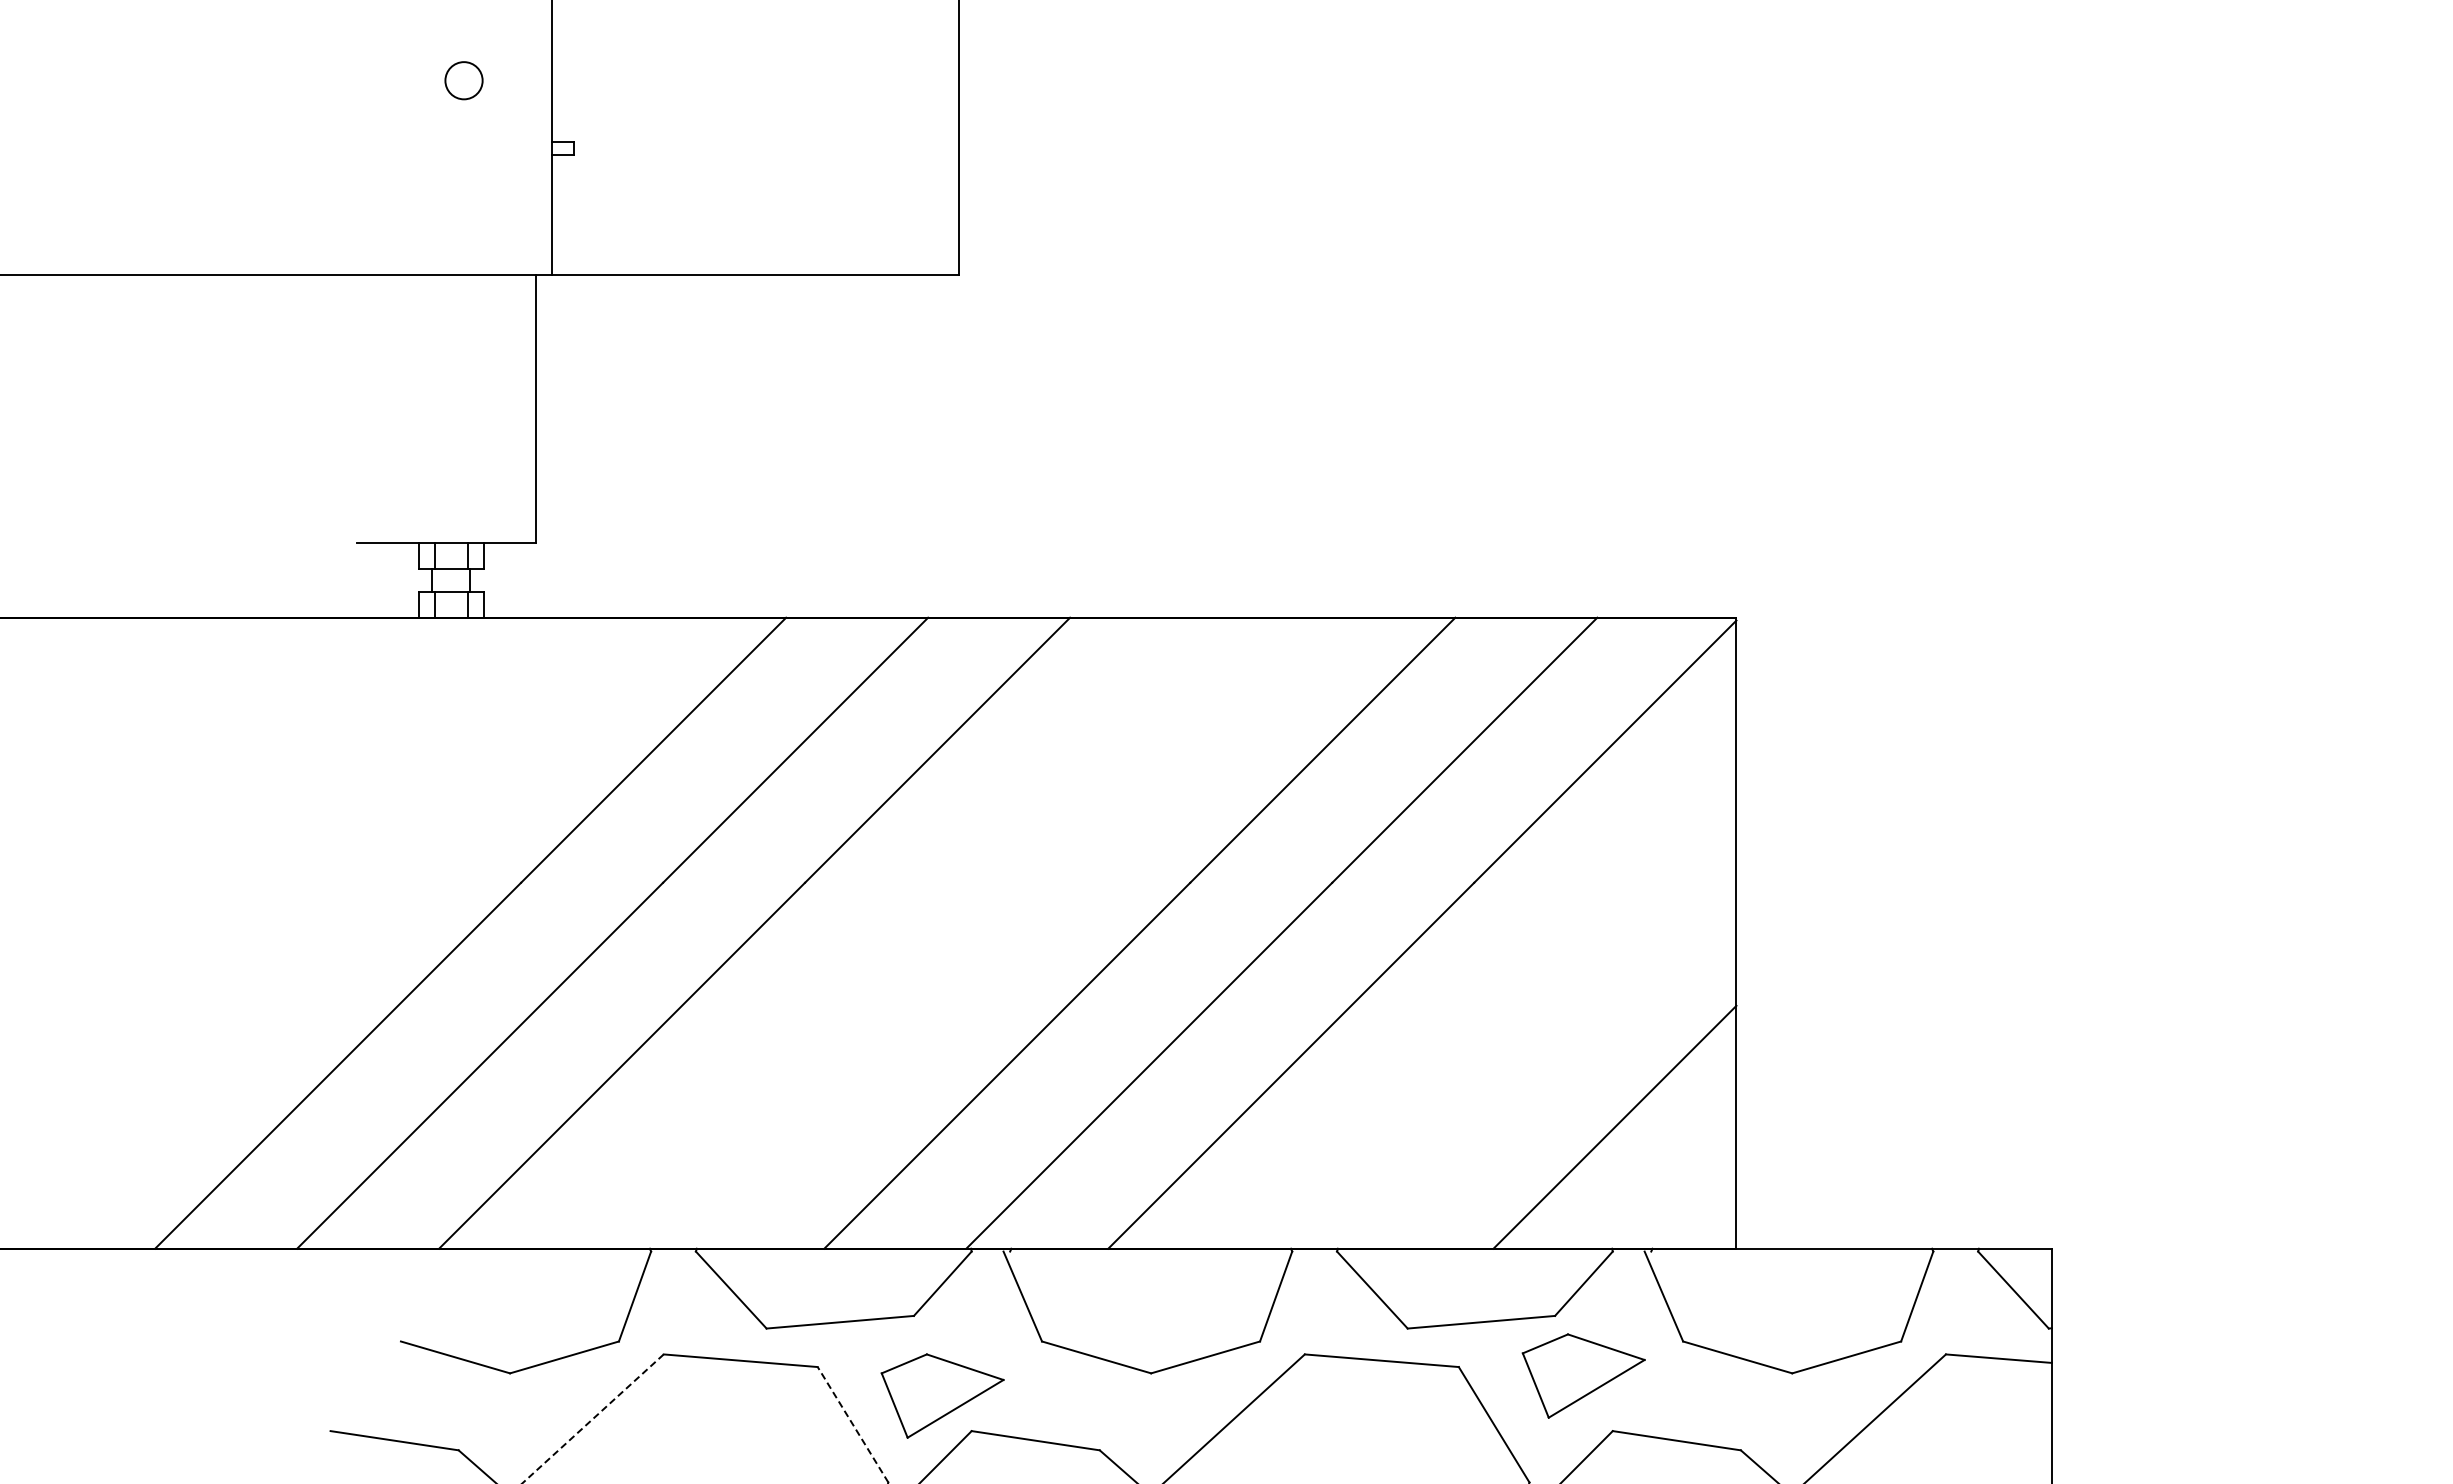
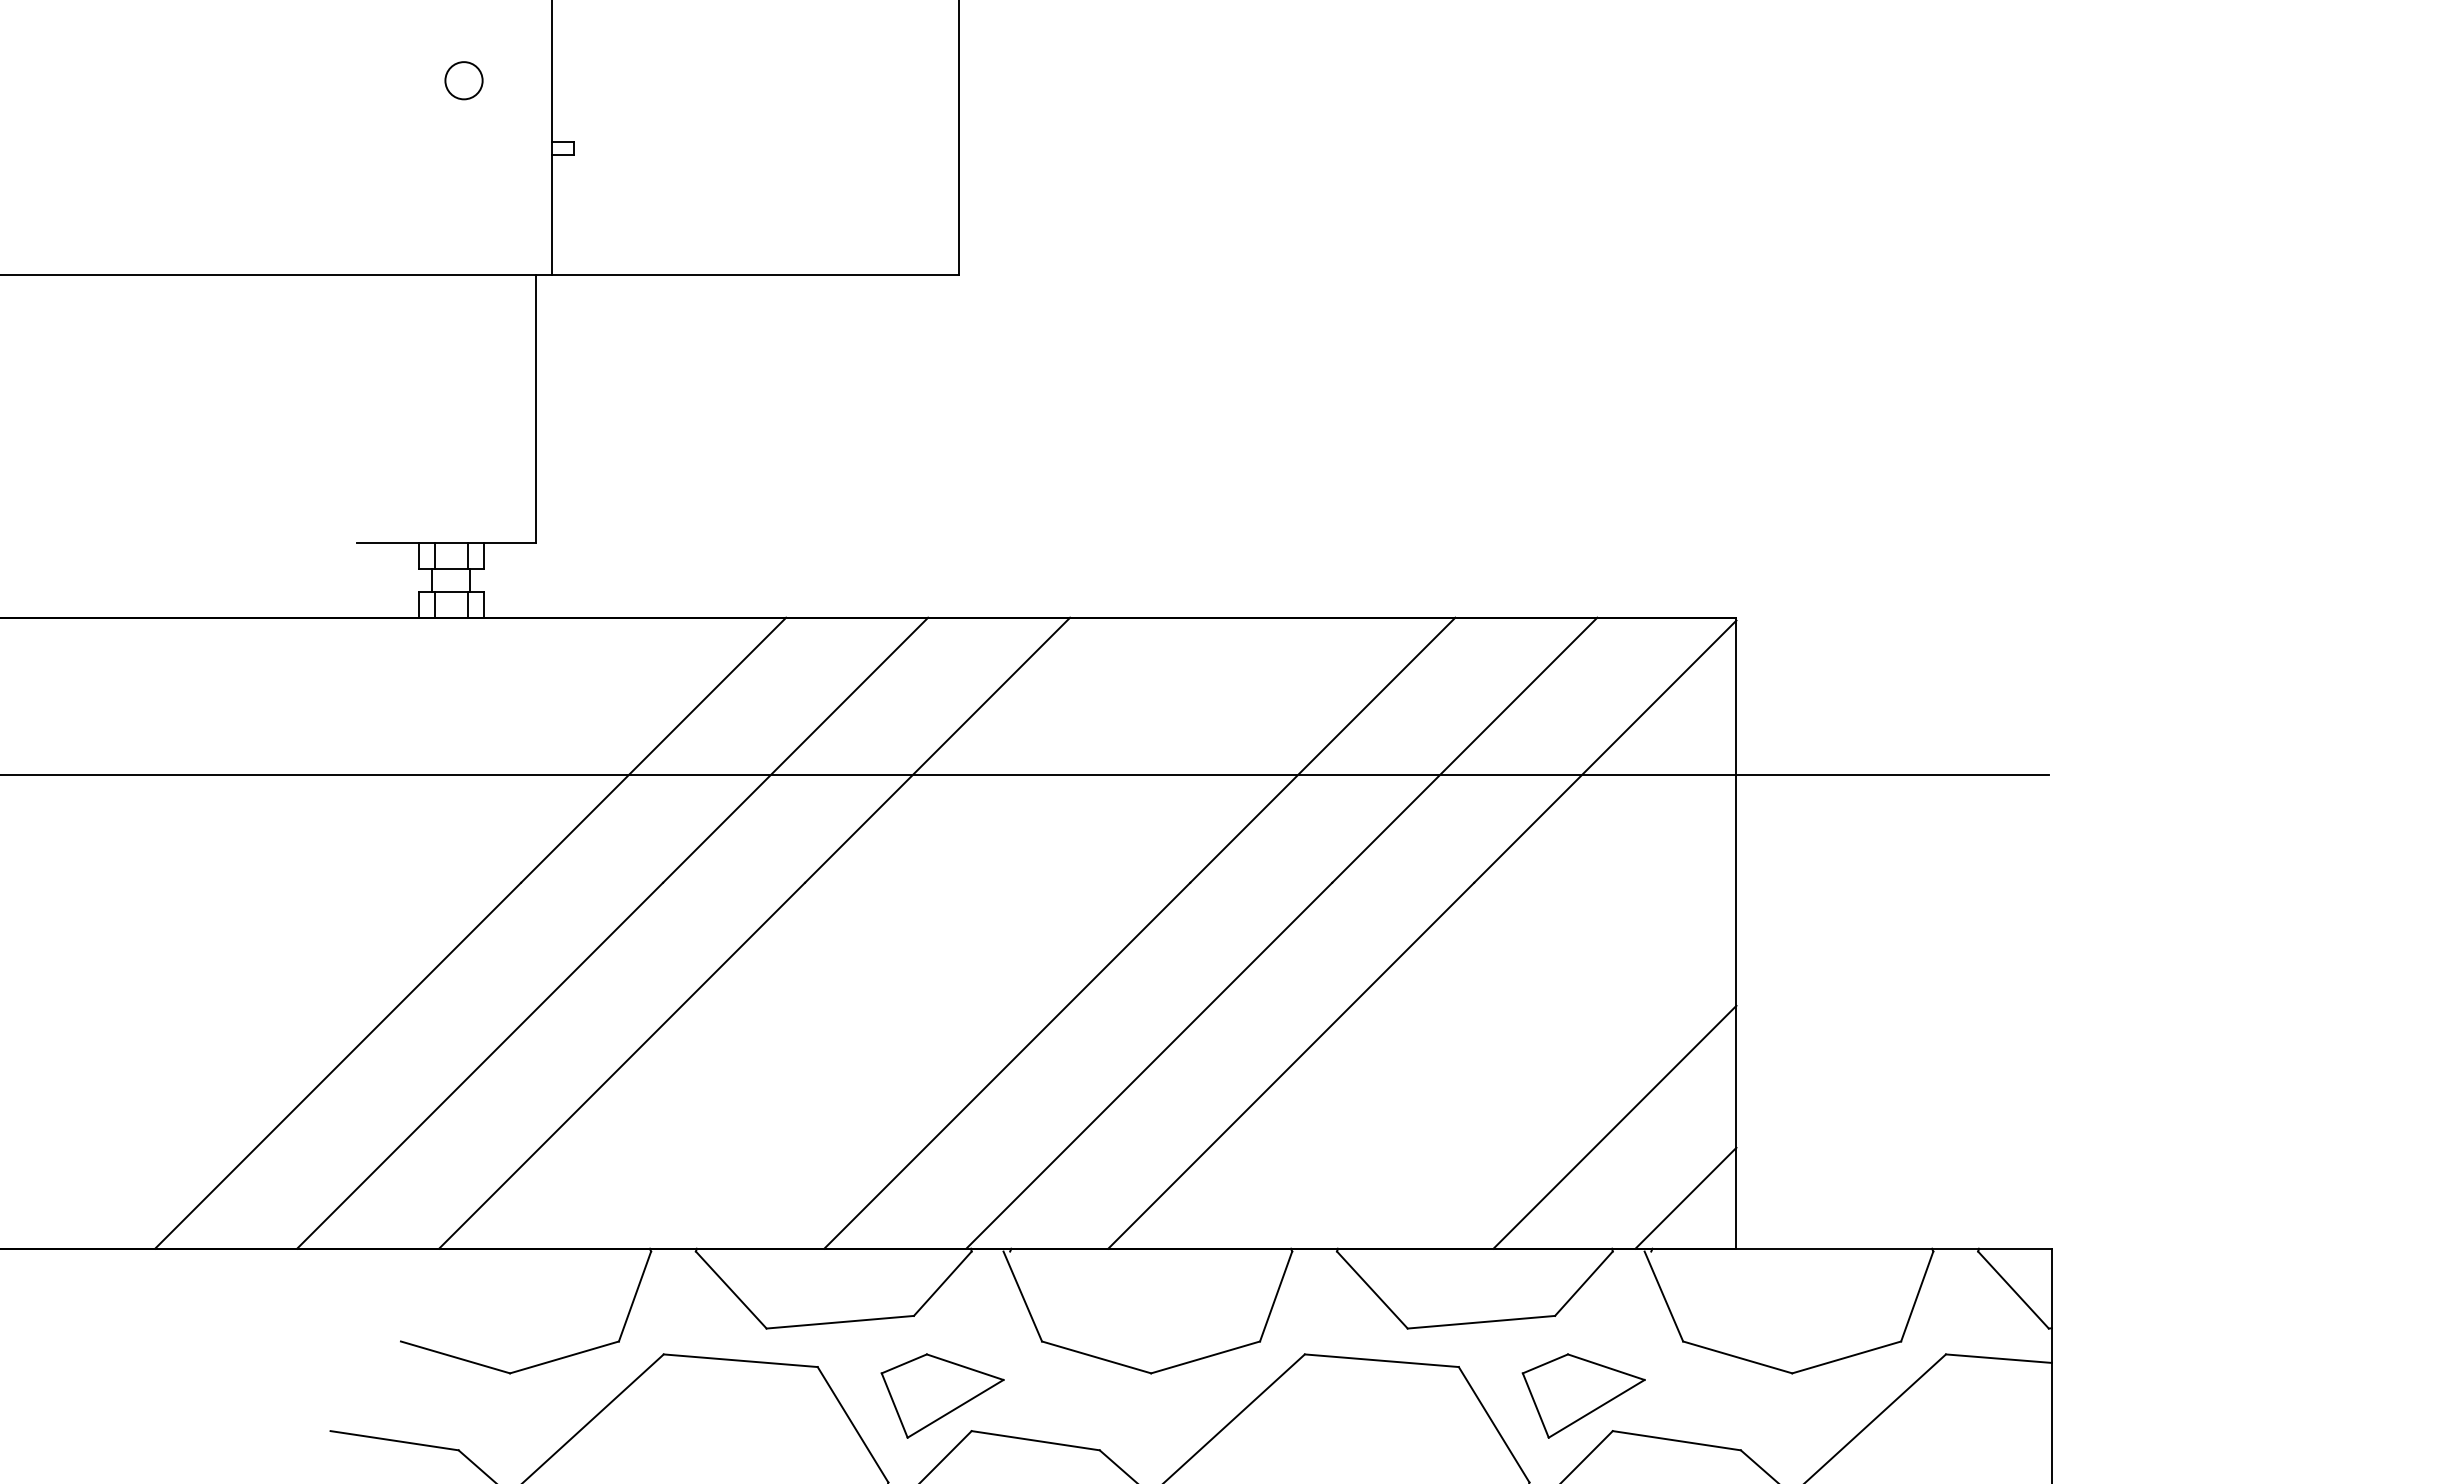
line: none -> present (1025, 775)
line: none -> present (1685, 1197)
part position: (1583, 1375) -> (1583, 1395) (1583, 1395)
line: dashed -> solid (593, 1418)
line: dashed -> solid (853, 1424)
